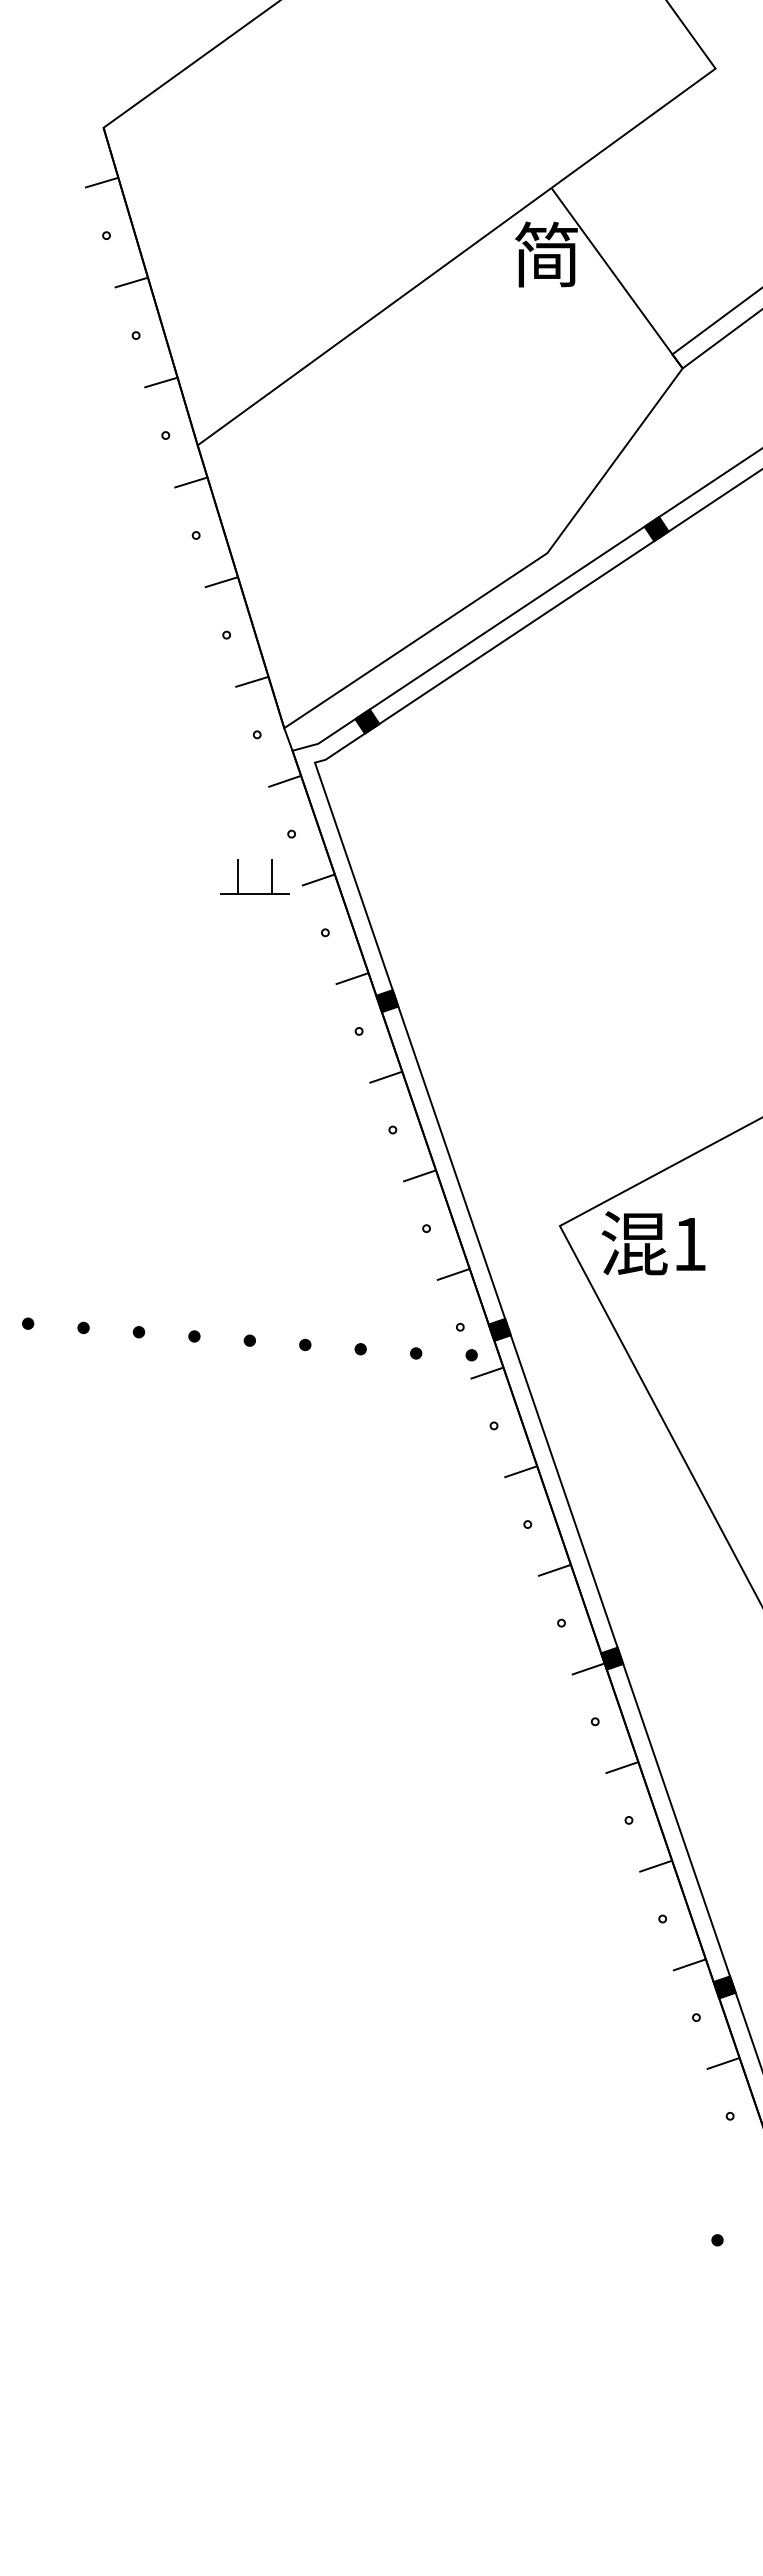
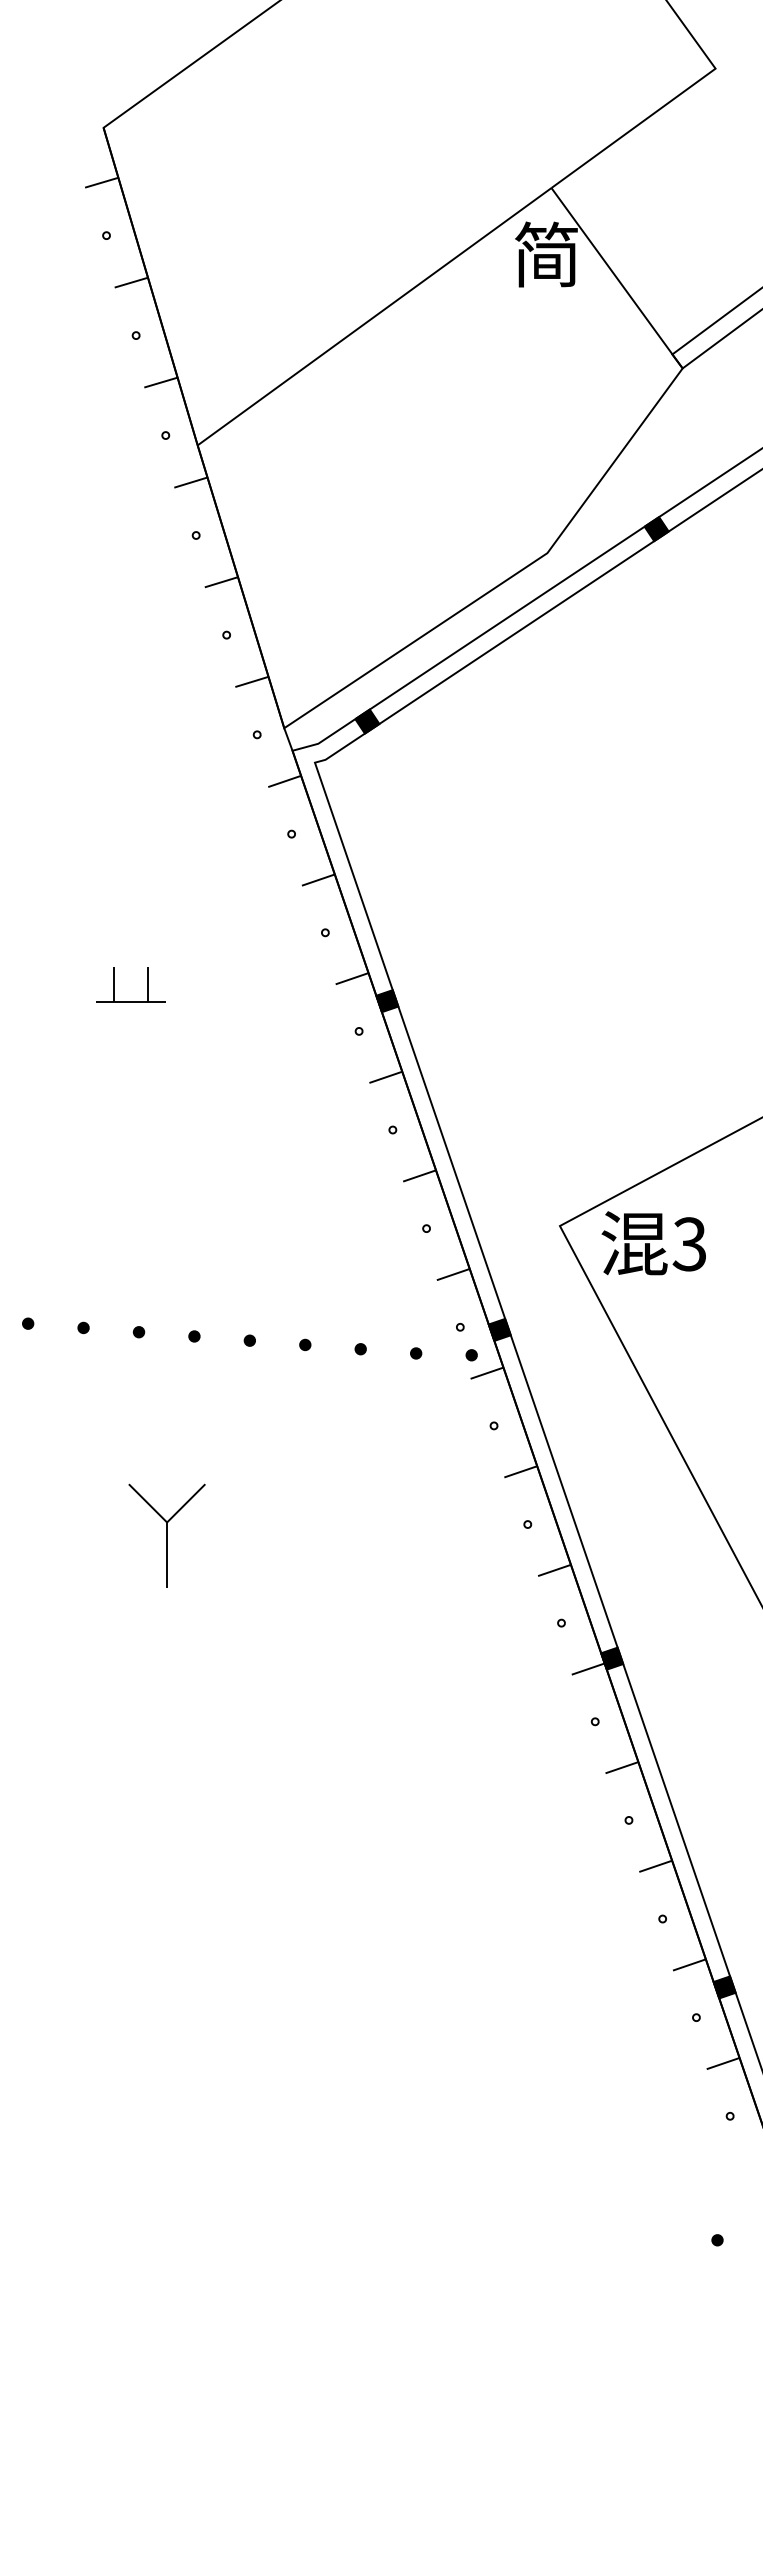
part position: (238, 876) -> (114, 984) (114, 984)
text: 1 -> 3 (688, 1244)
part: none -> present (166, 1535)
